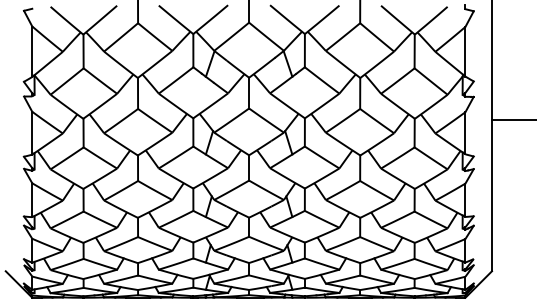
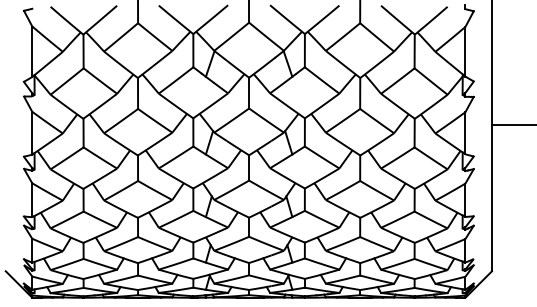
line position: (512, 120) -> (512, 125) (512, 125)
